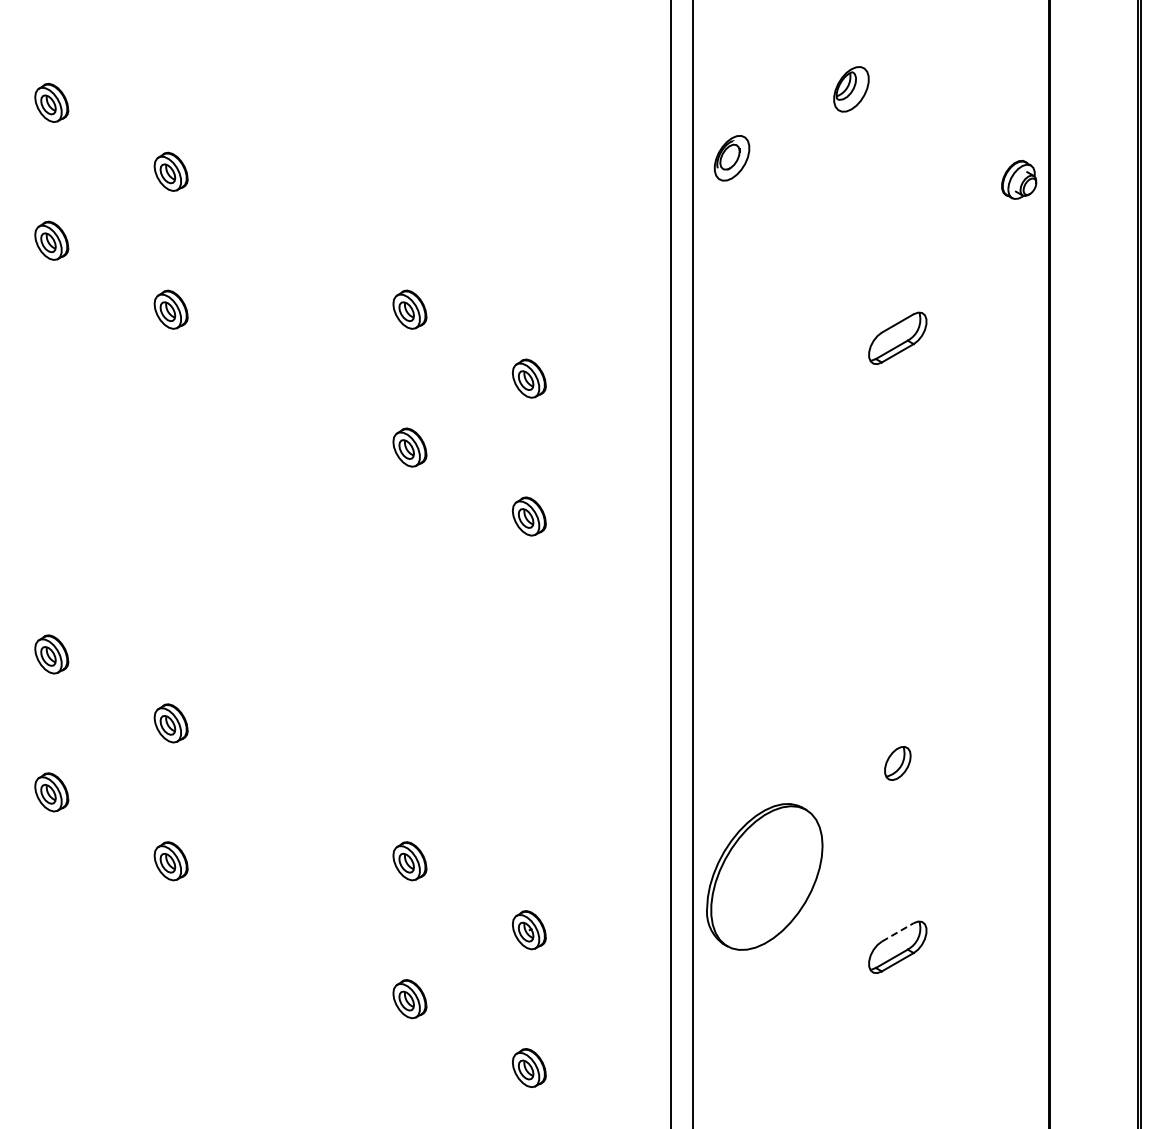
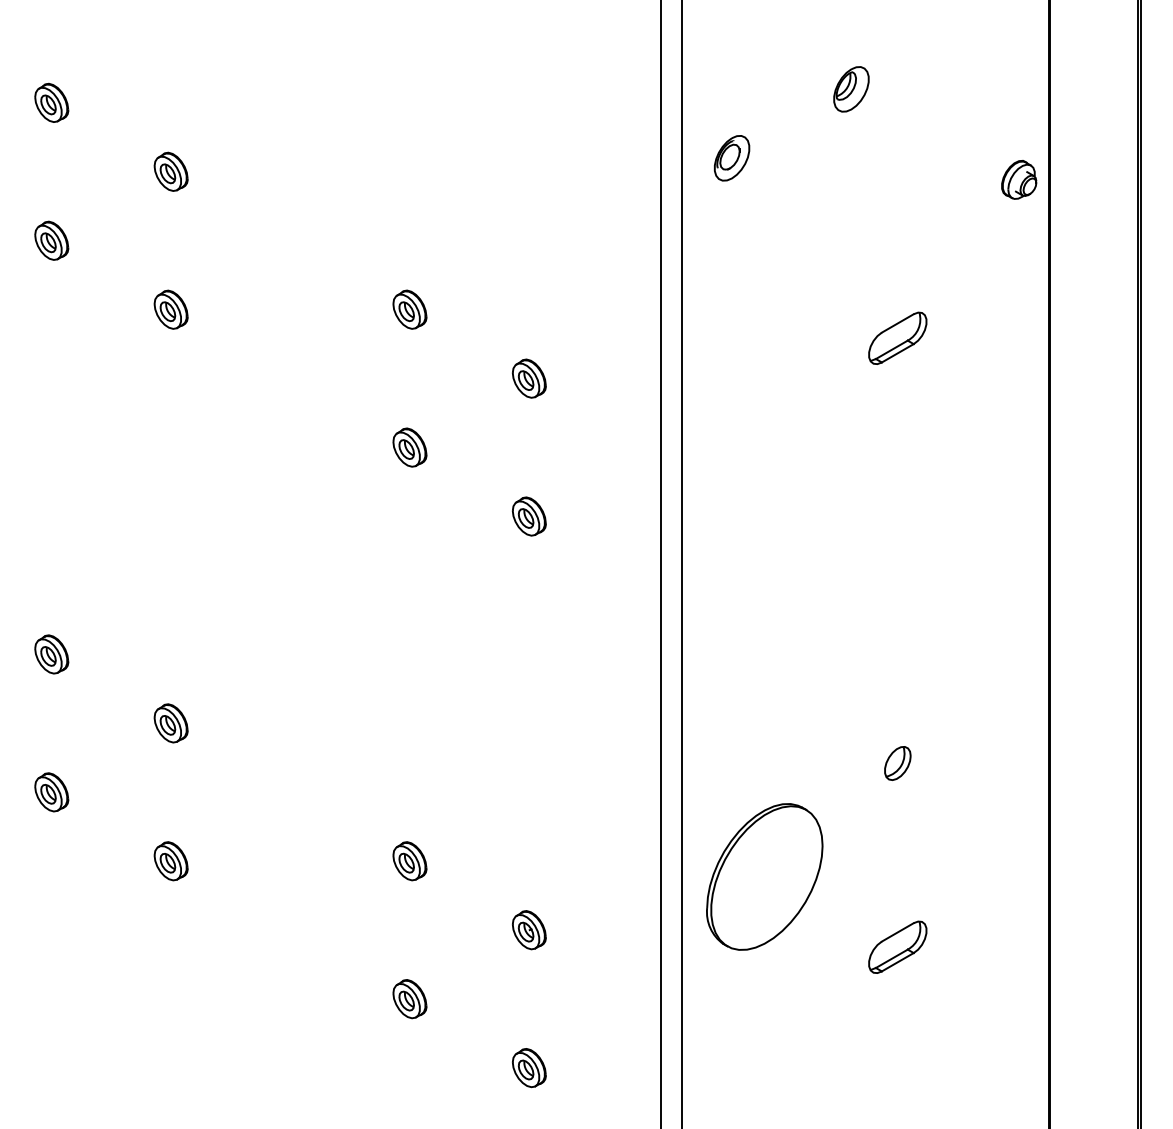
line position: (671, 563) -> (661, 563) (661, 563)
line position: (692, 563) -> (681, 563) (681, 563)
line: dashed -> solid (898, 932)
